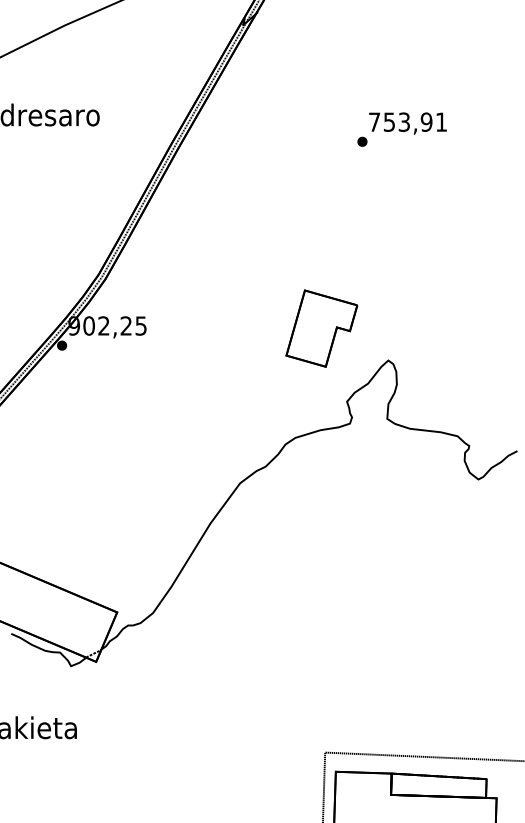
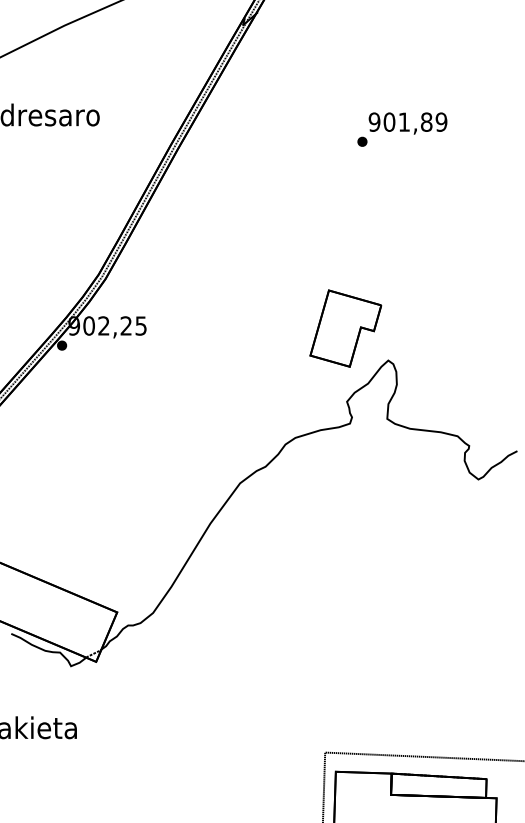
text: 753,91 -> 901,89 (407, 121)
part position: (321, 328) -> (345, 328) (345, 328)
